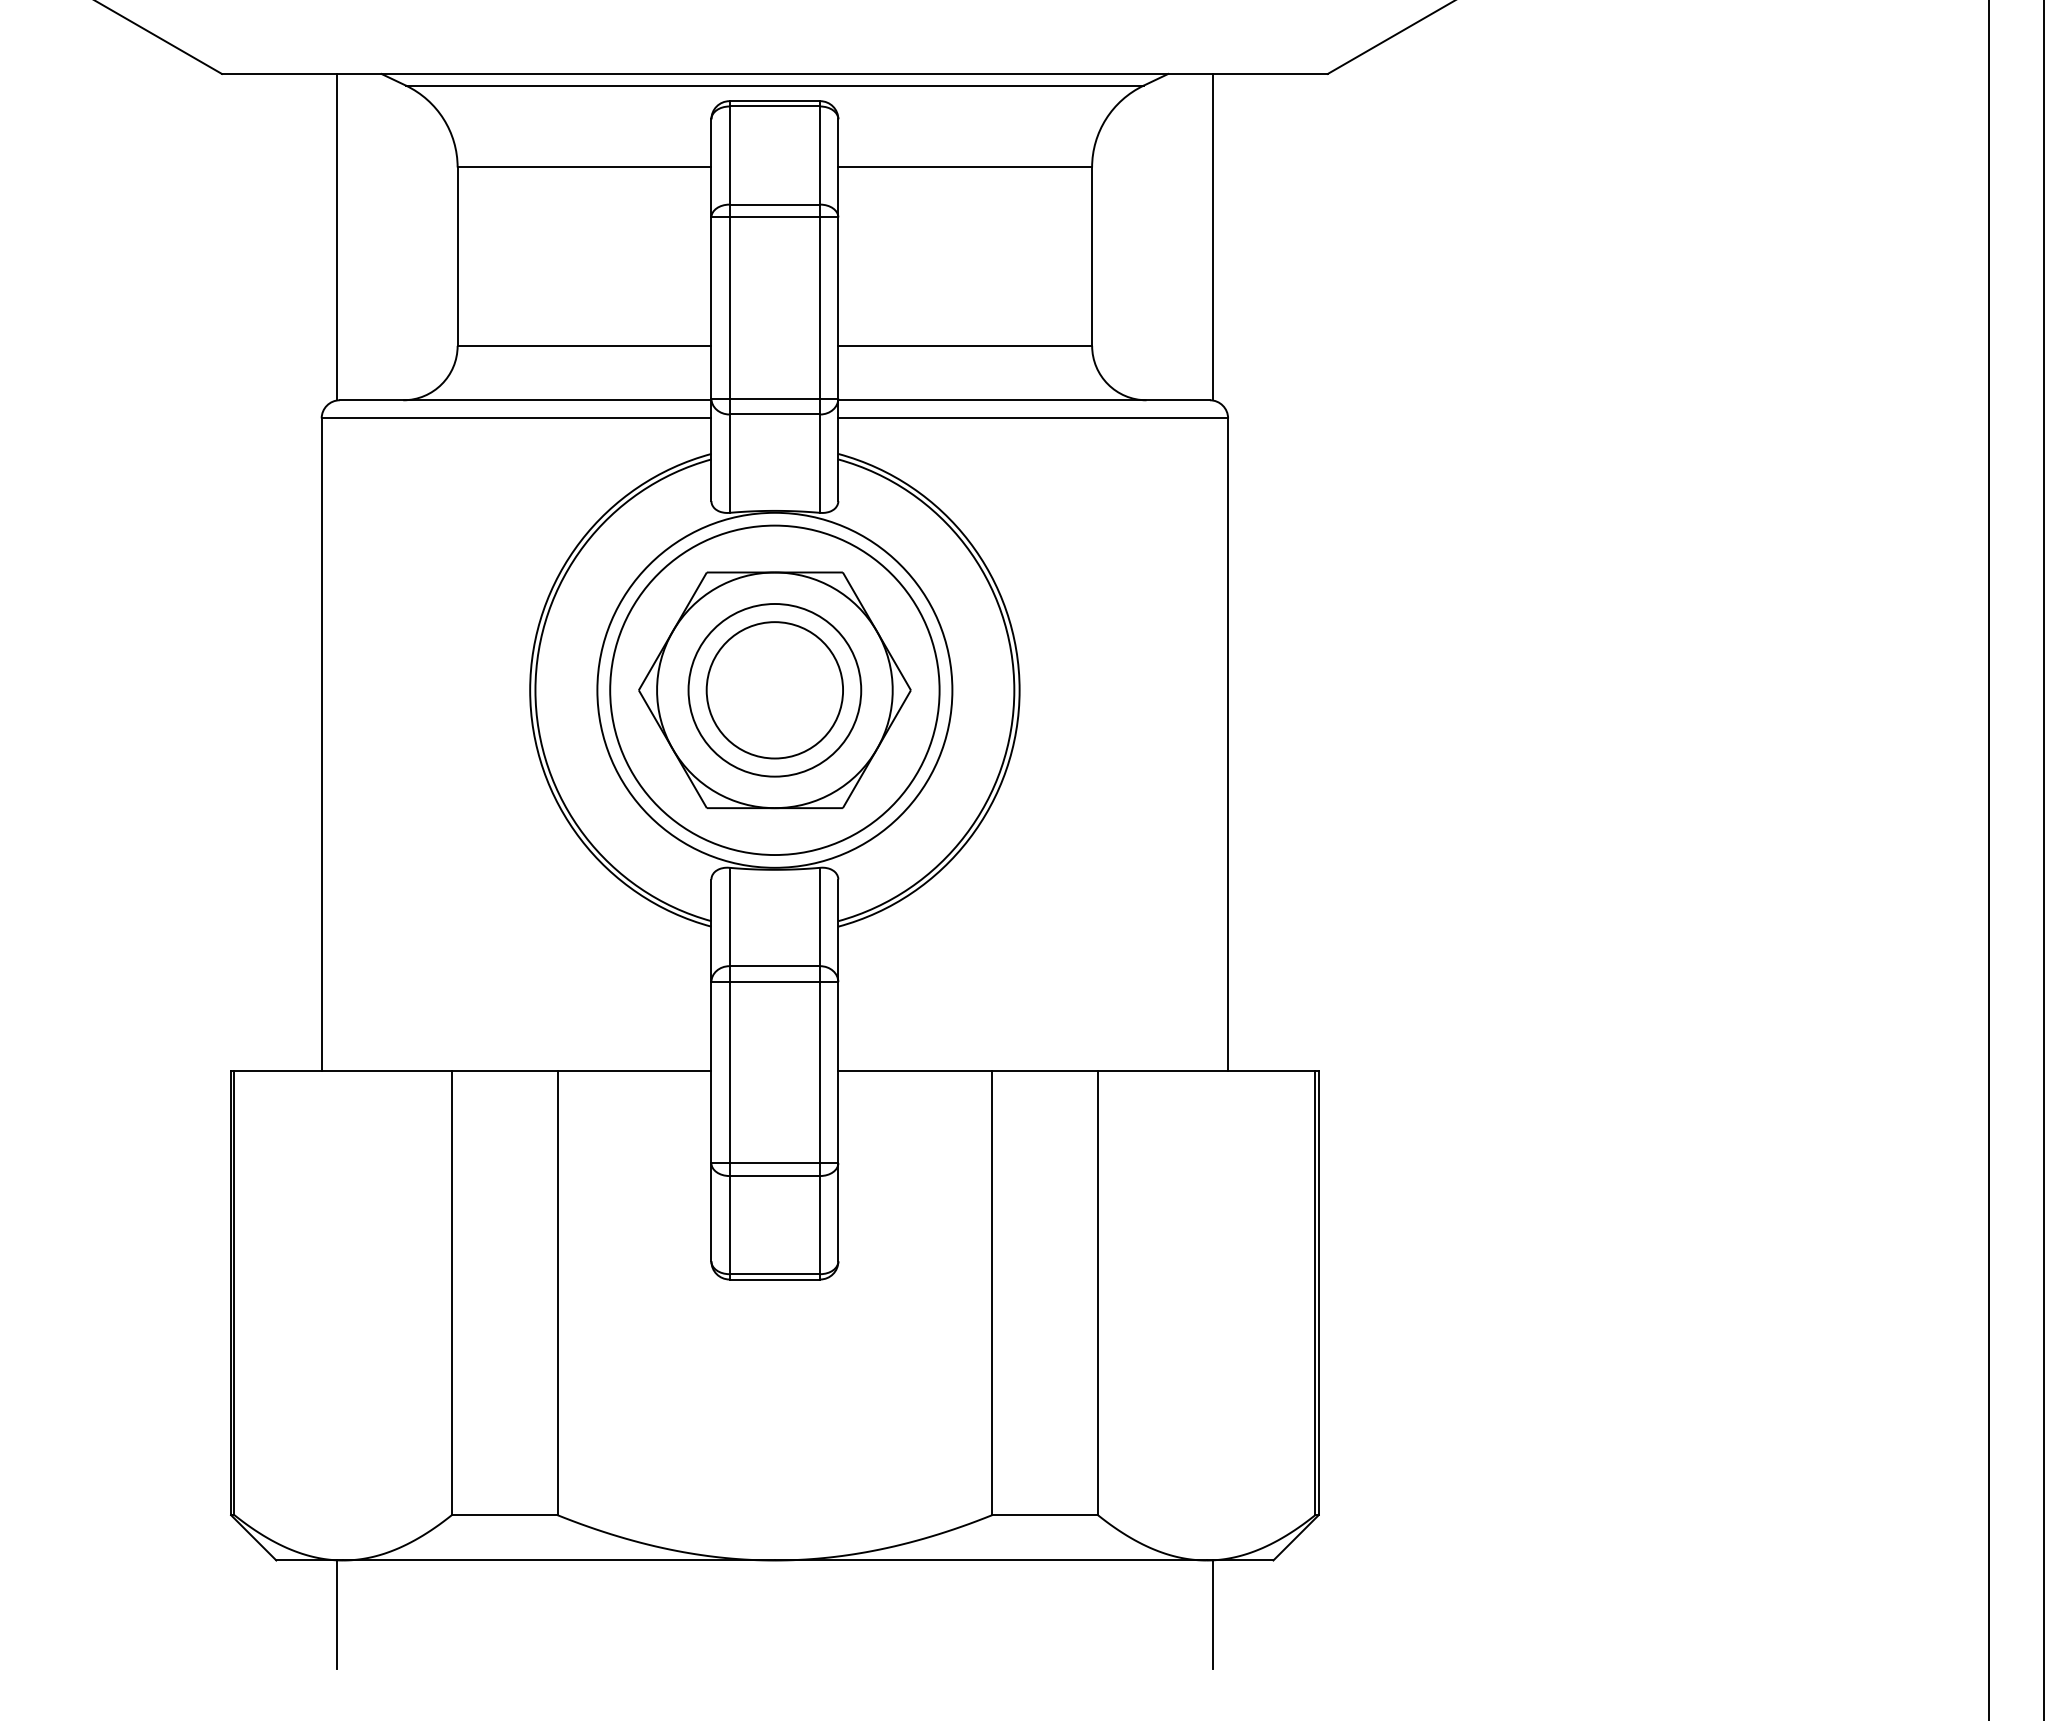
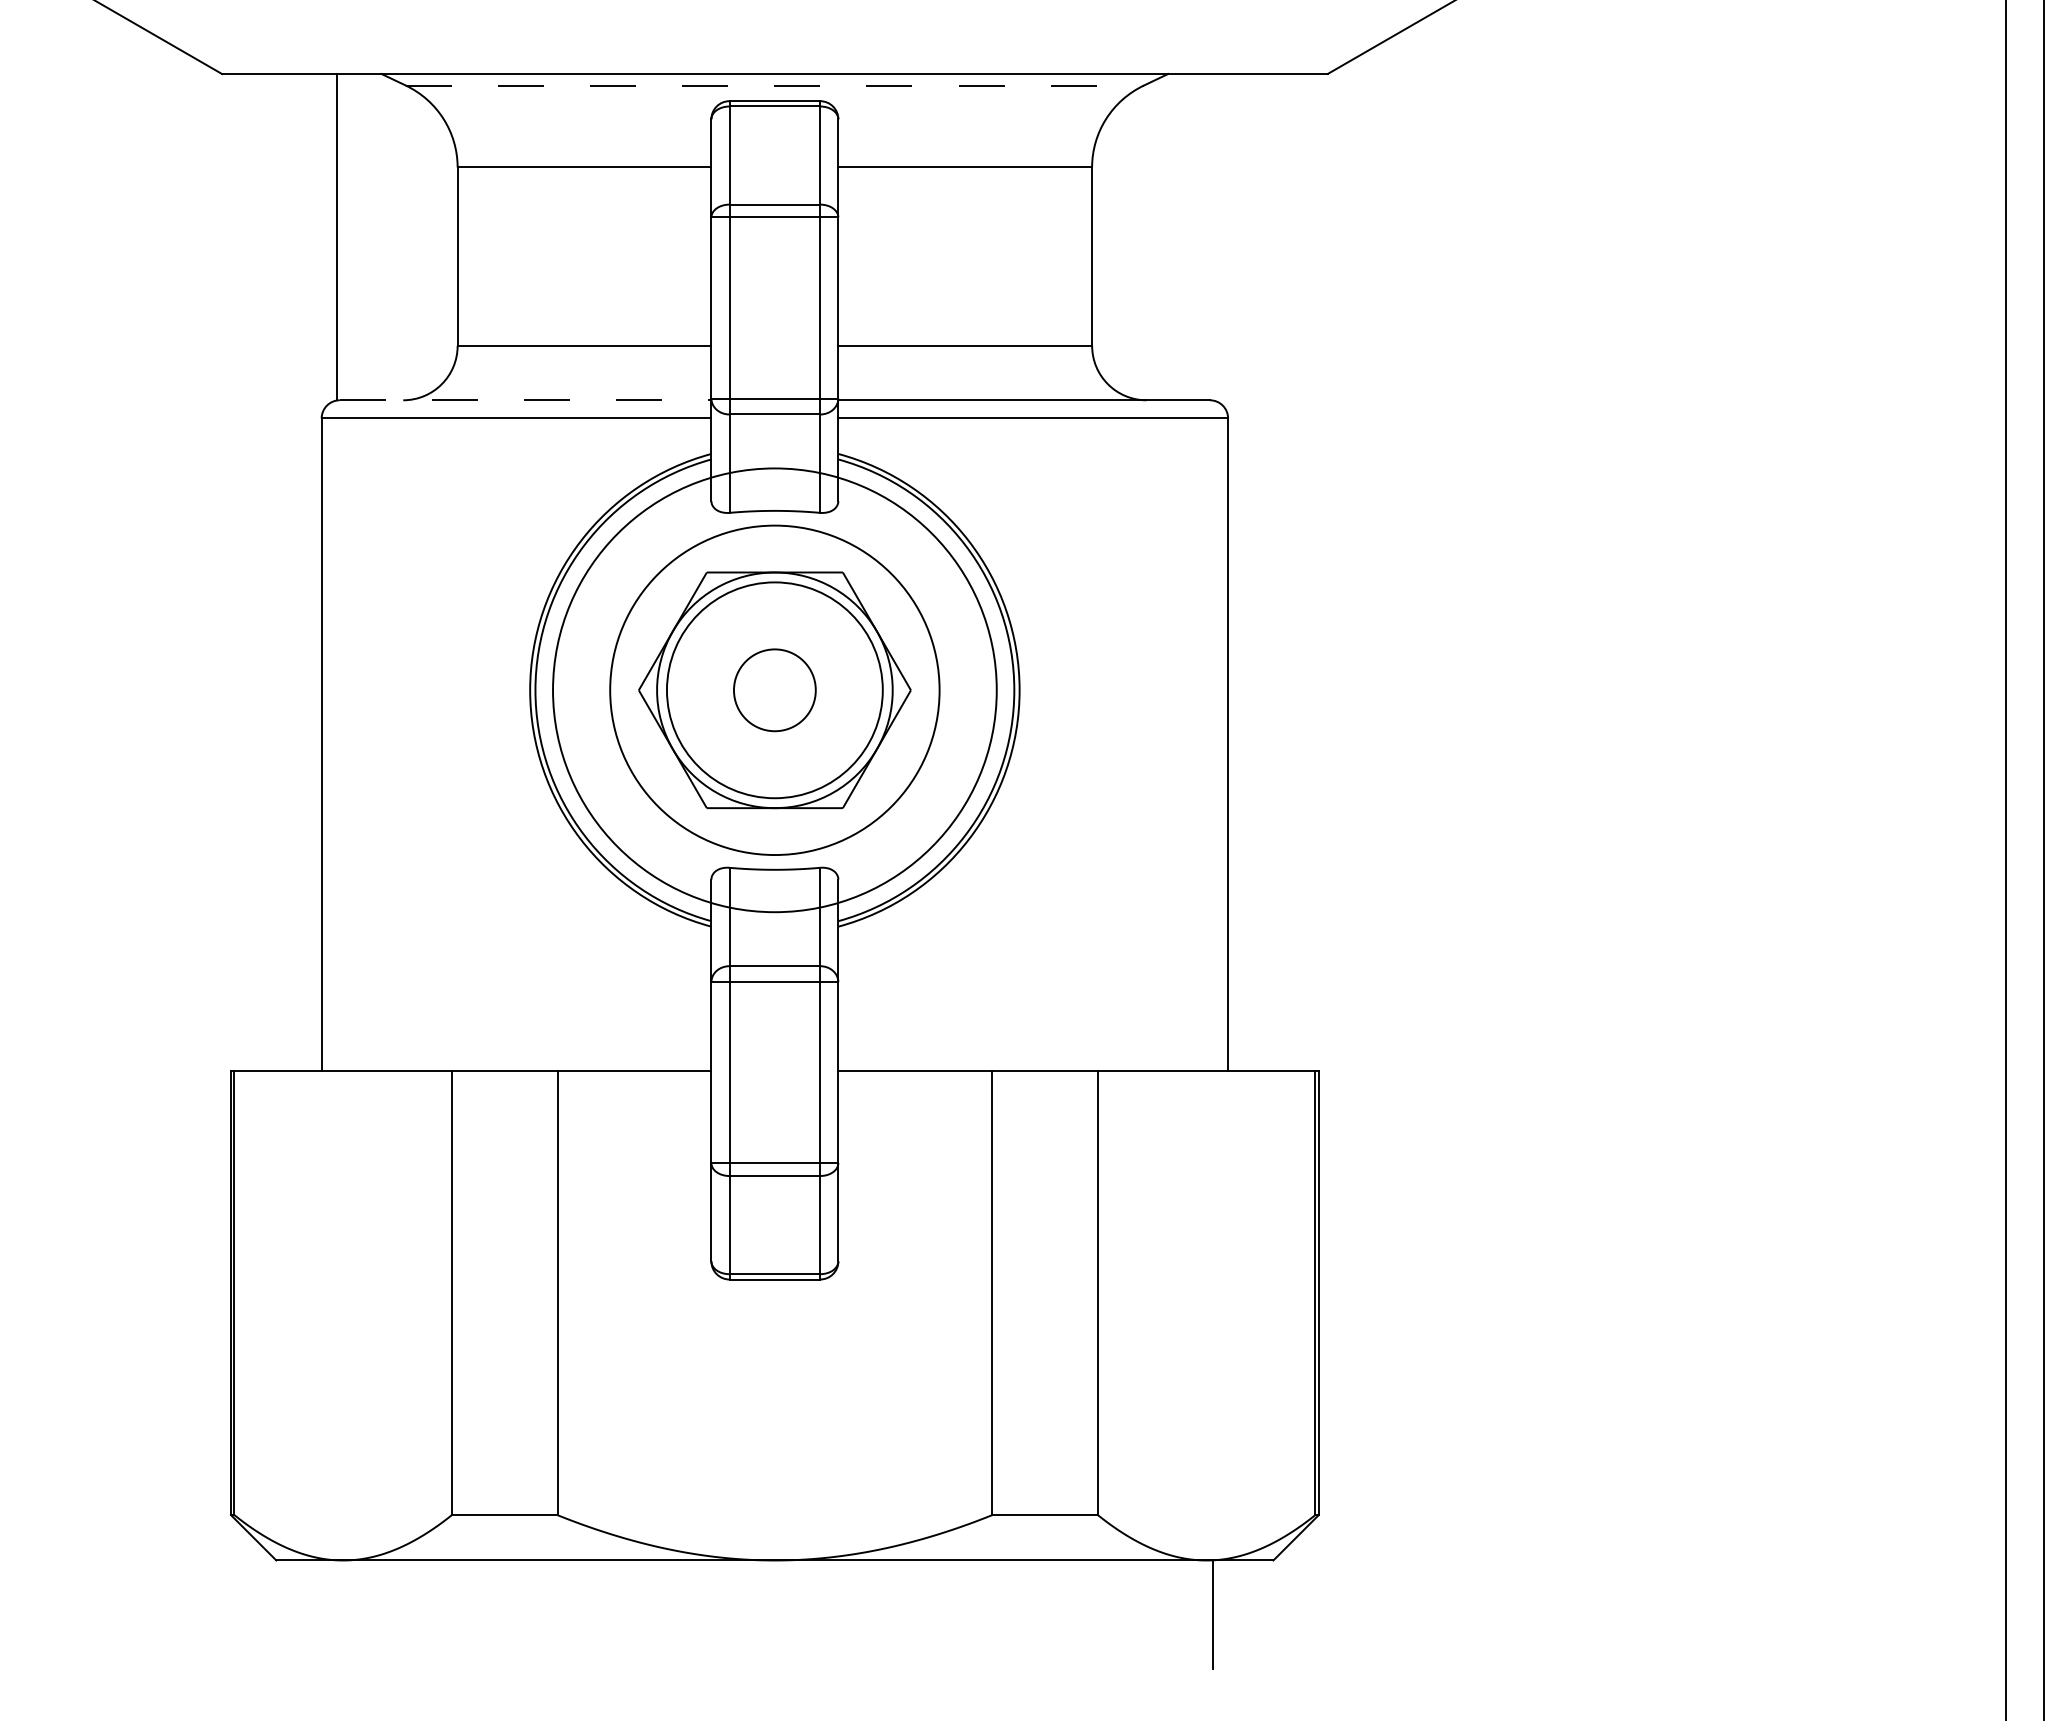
line: solid -> dashed (774, 85)
line: present -> none (1212, 236)
line: solid -> dashed (525, 400)
circle diameter: 173 px -> 216 px (774, 690)
circle diameter: 355 px -> 444 px (774, 690)
circle diameter: 136 px -> 82 px (774, 690)
line position: (1989, 859) -> (2006, 859) (2006, 859)
line: present -> none (337, 1614)
